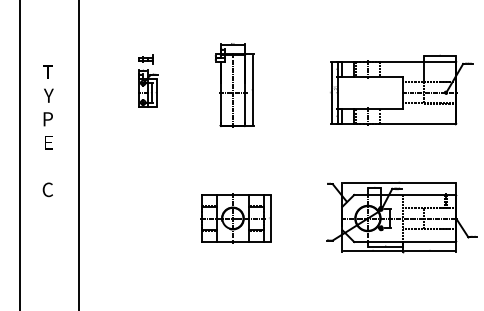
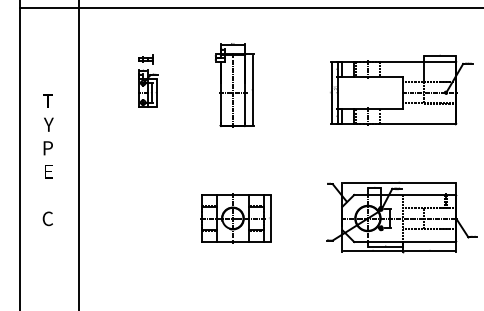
line: none -> present (249, 7)
text position: (47, 131) -> (47, 160) (47, 160)
